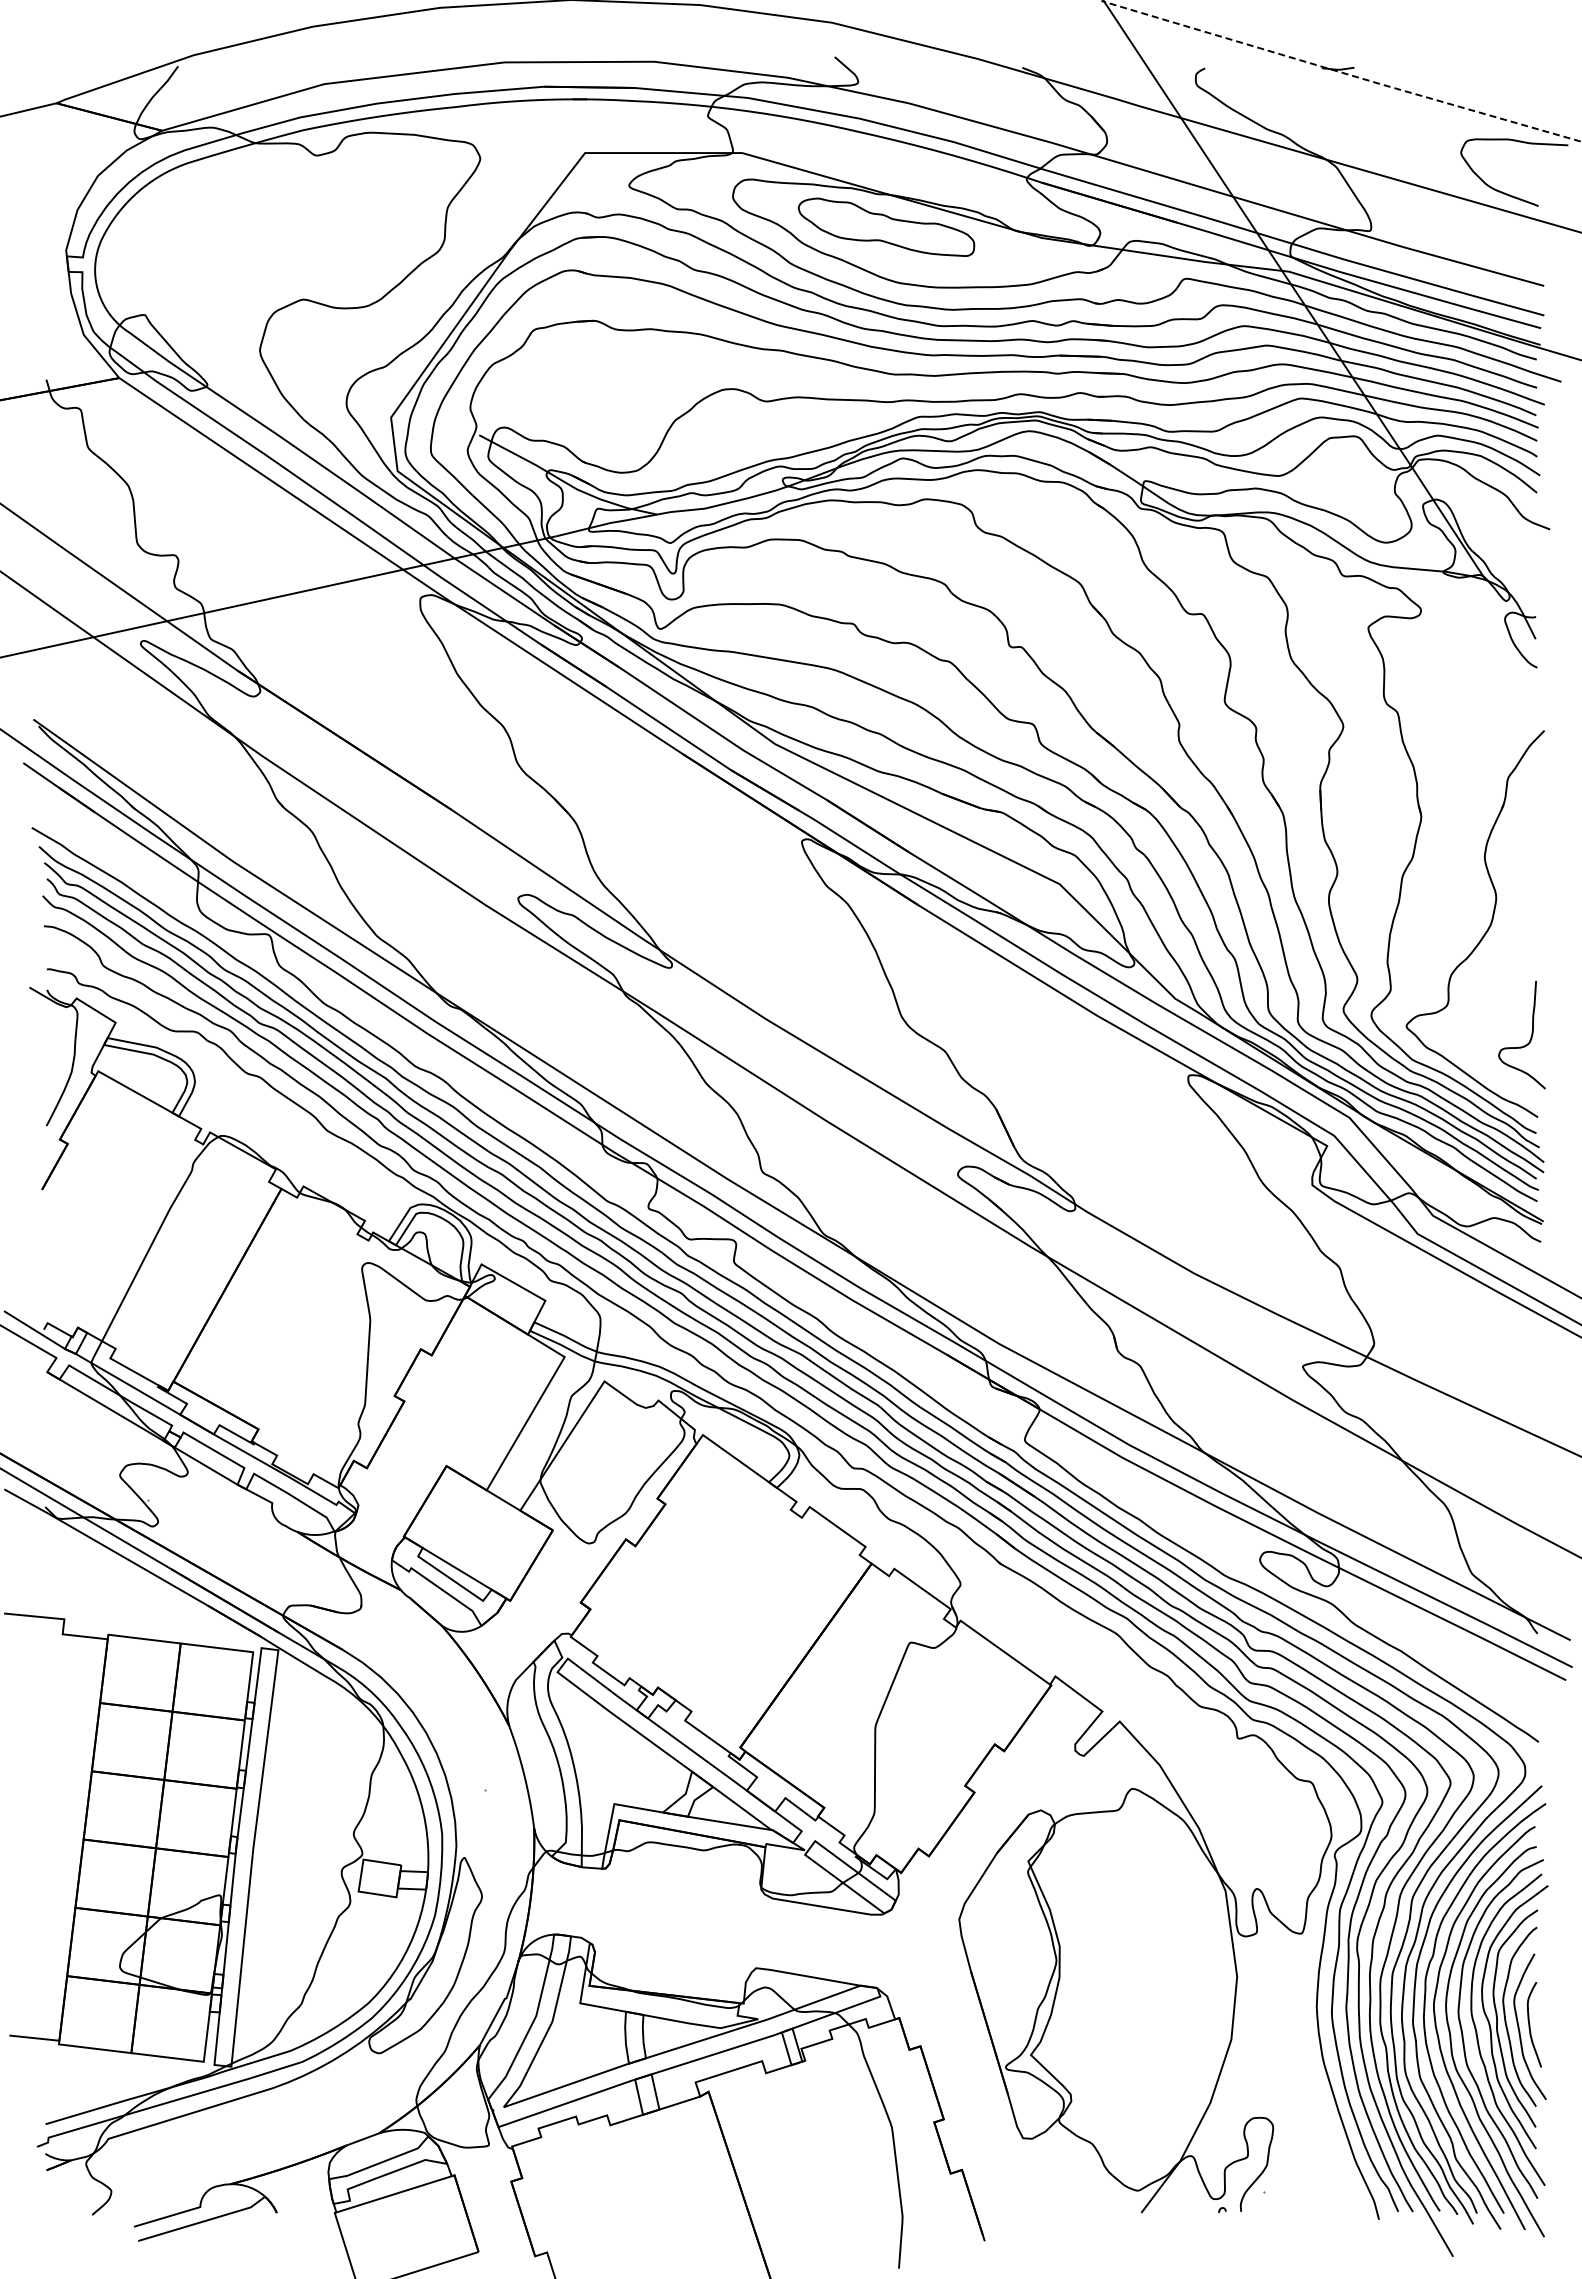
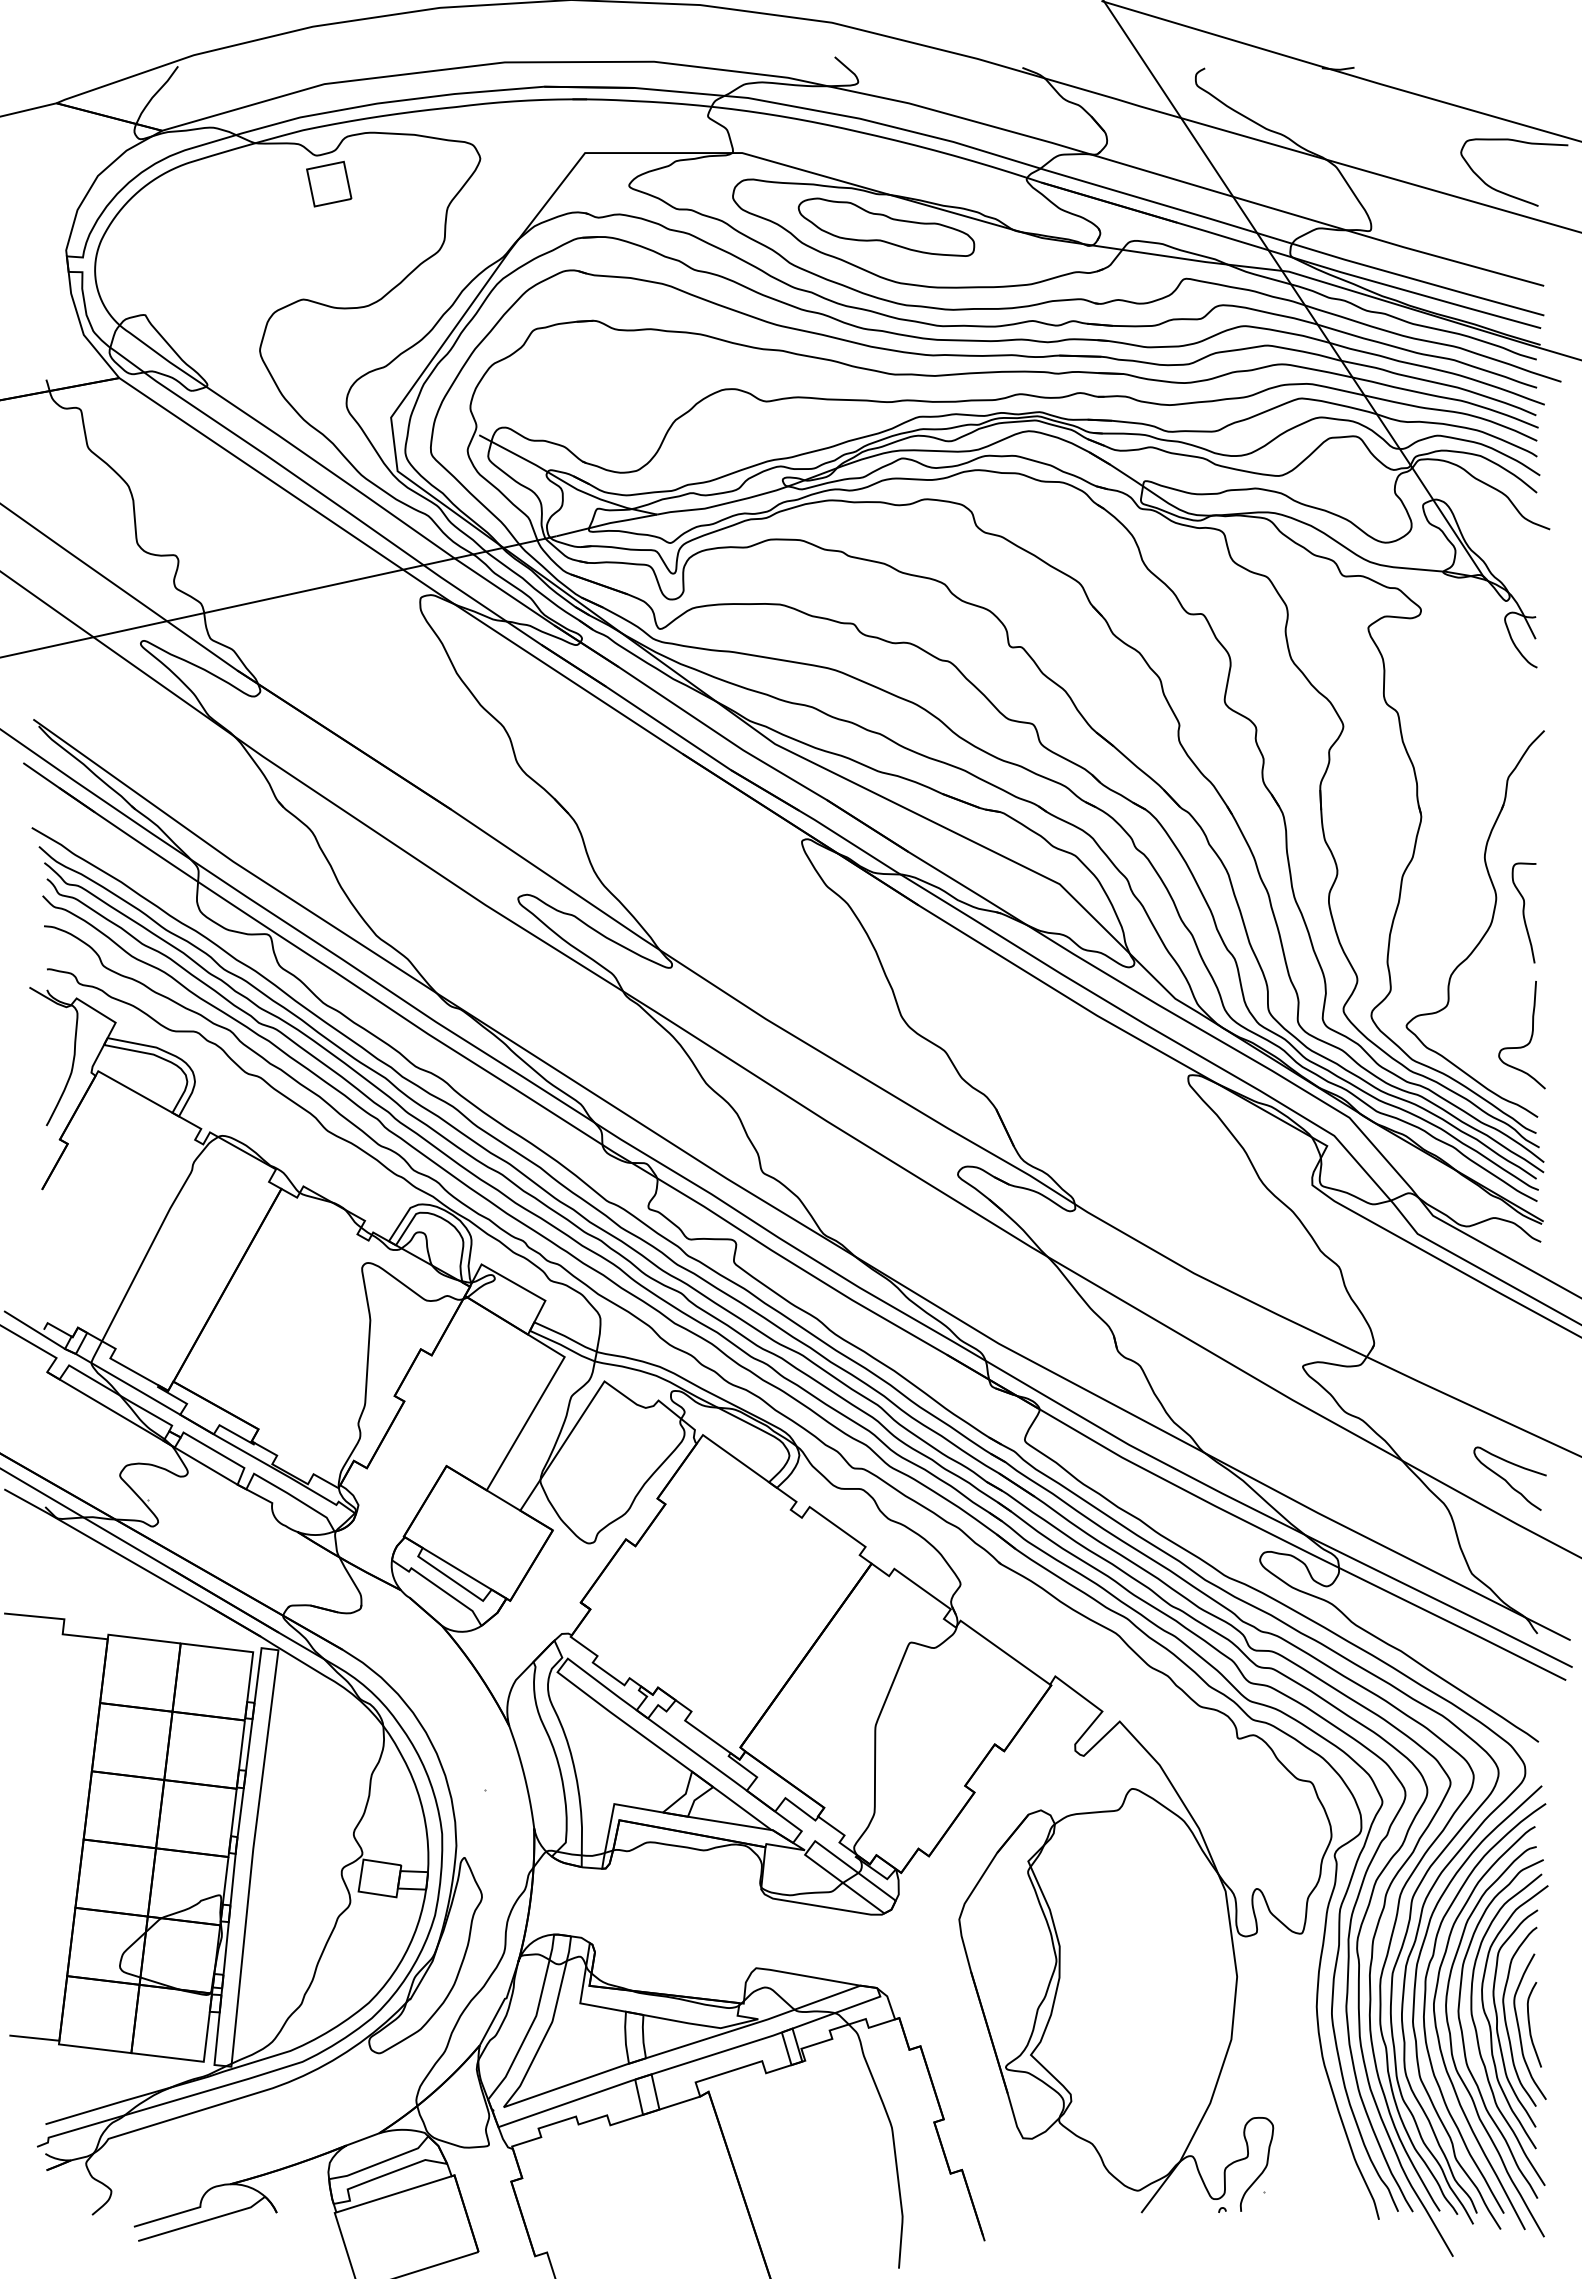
line: dashed -> solid (1341, 72)
part: none -> present (329, 183)
curve: none -> present (1523, 912)
curve: none -> present (1506, 1480)
